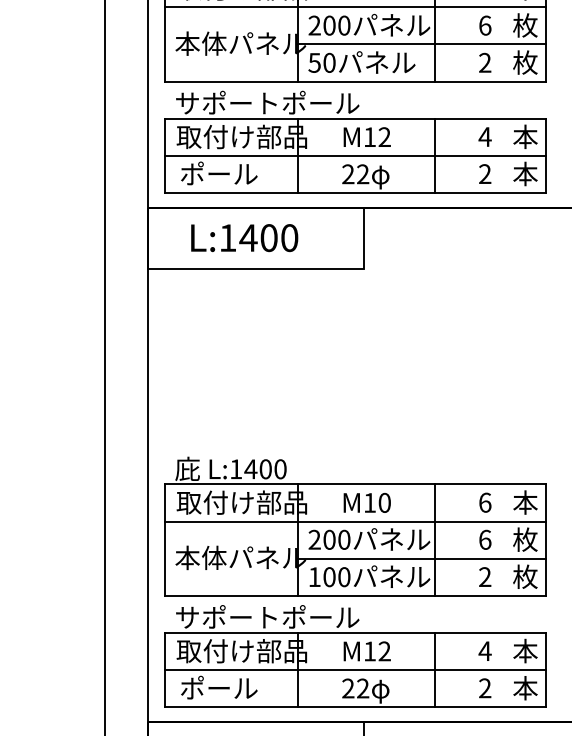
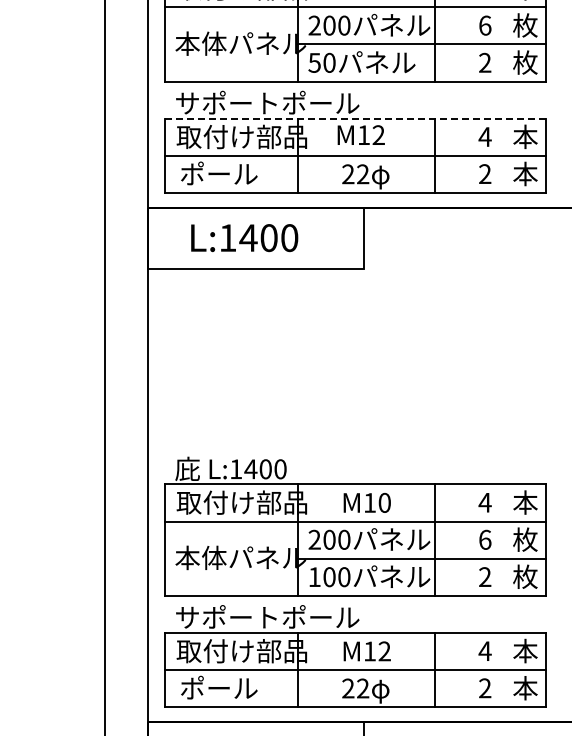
line: solid -> dashed (355, 118)
text position: (366, 136) -> (360, 134) (360, 134)
text: 6 -> 4 (484, 502)
